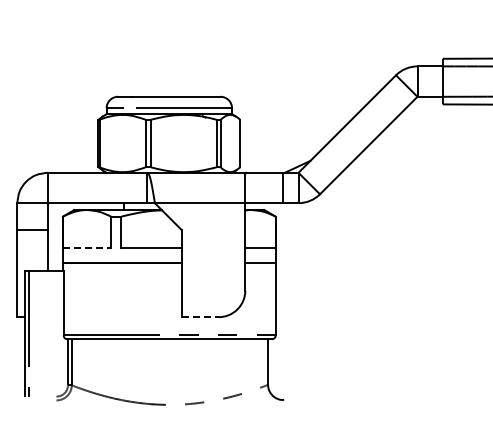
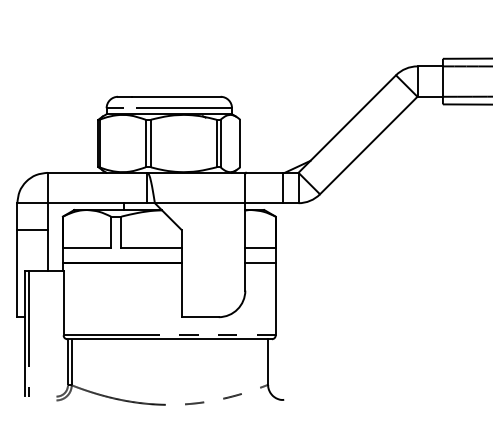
line: dashed -> solid (87, 248)
line: dashed -> solid (200, 317)
